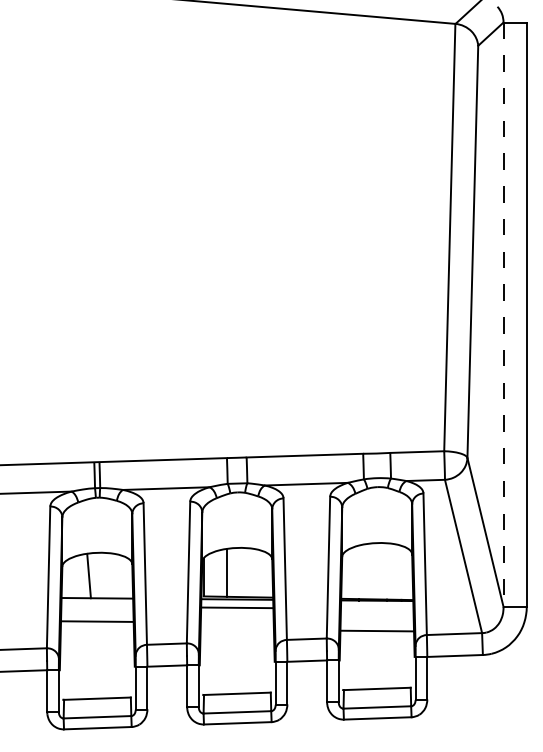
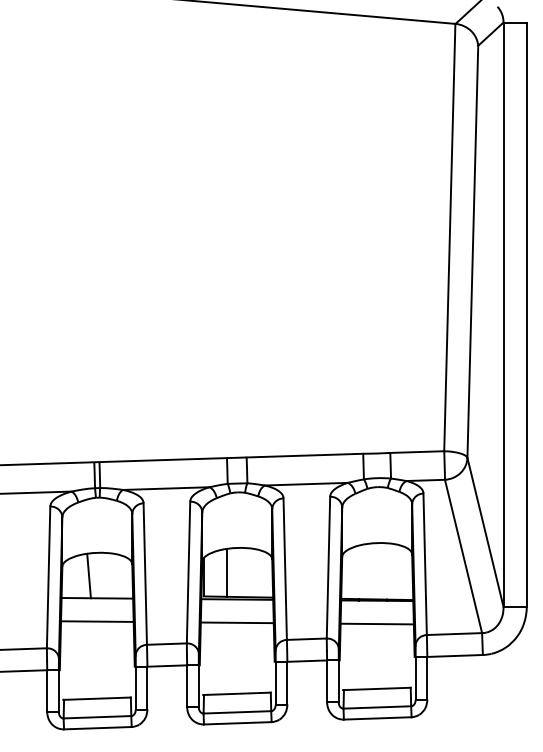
line: dashed -> solid (503, 315)
line position: (236, 607) -> (236, 622) (236, 622)
line position: (376, 630) -> (376, 623) (376, 623)
